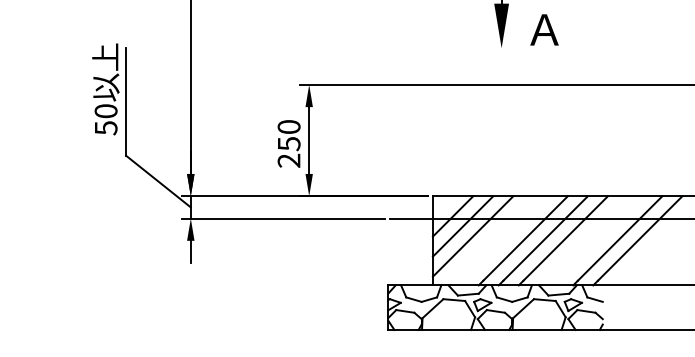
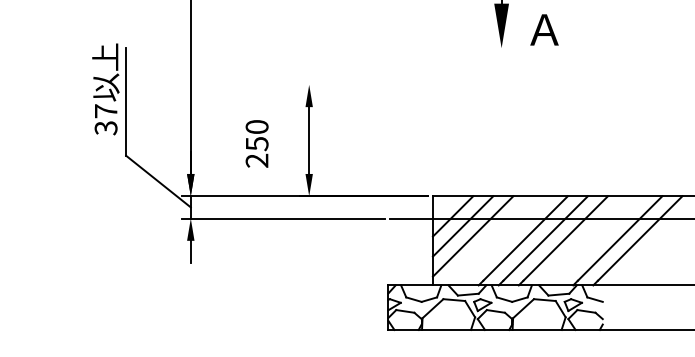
line: present -> none (495, 84)
text: 50 -> 37 (105, 119)
text position: (288, 143) -> (256, 143) (256, 143)
